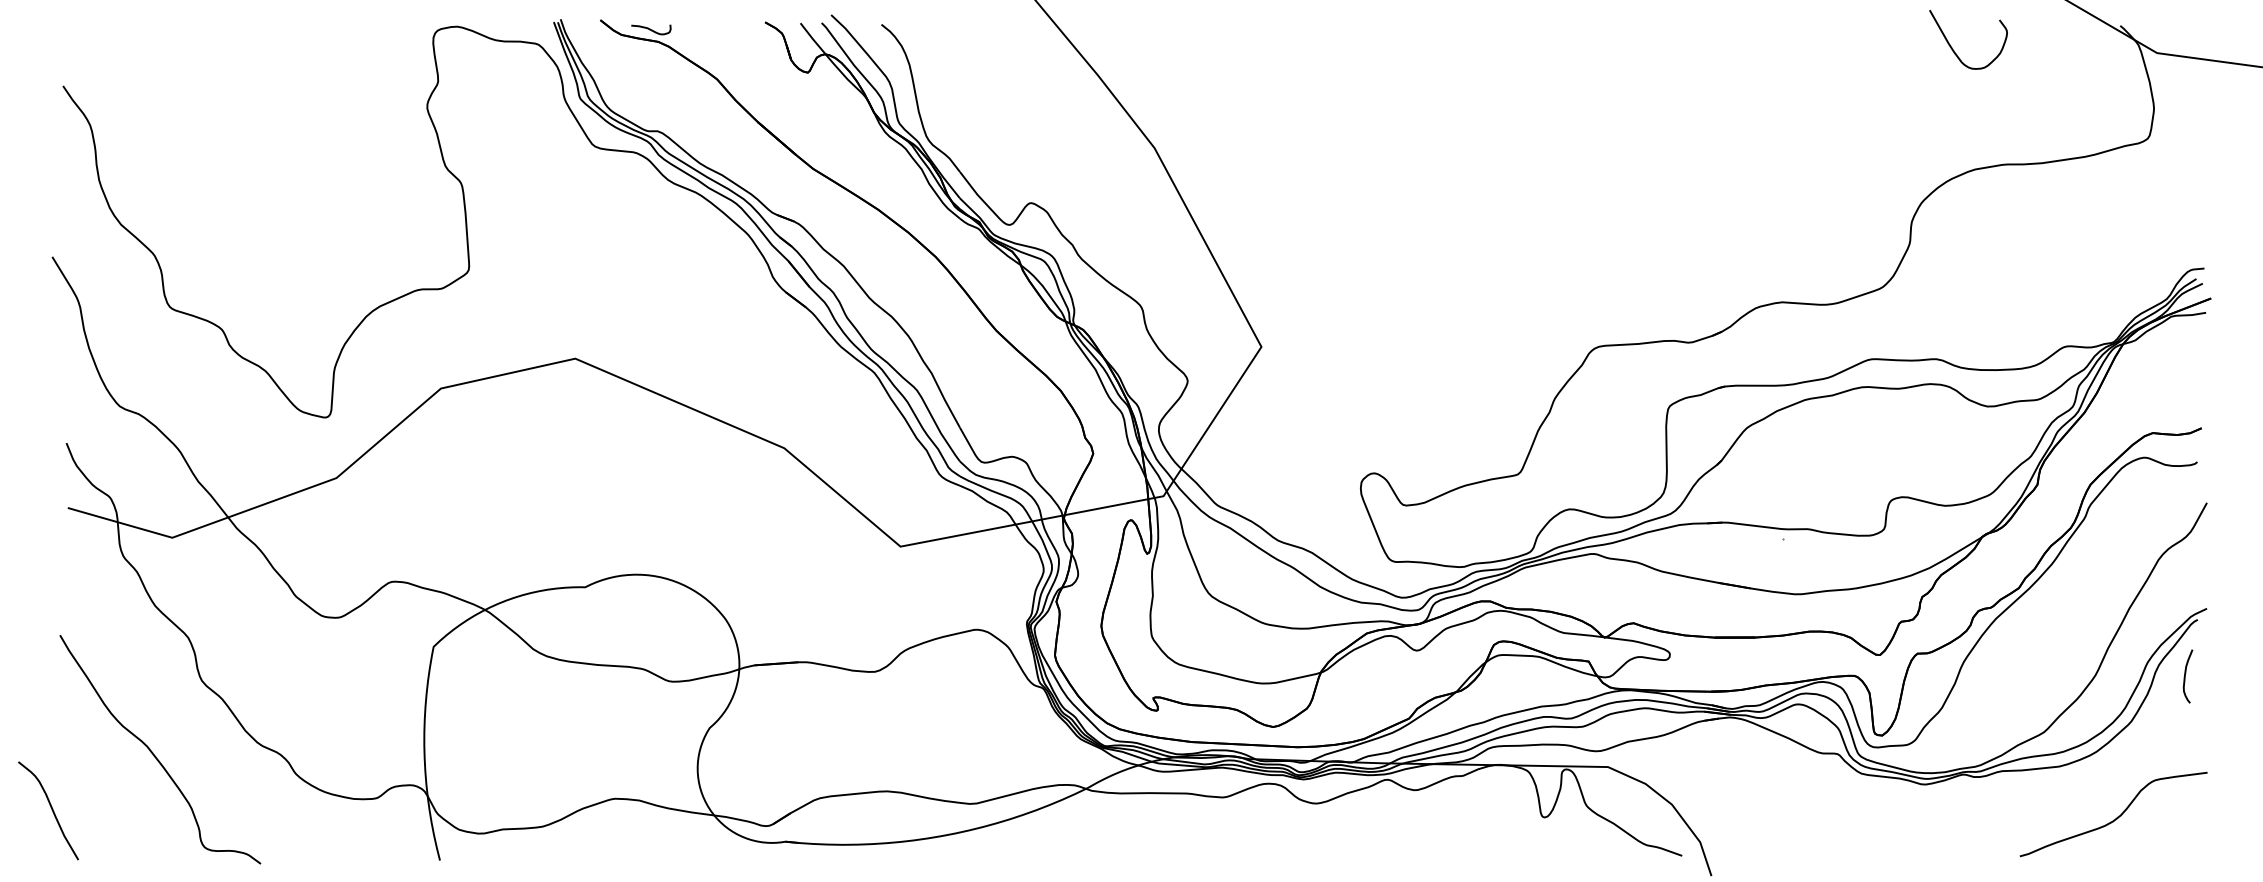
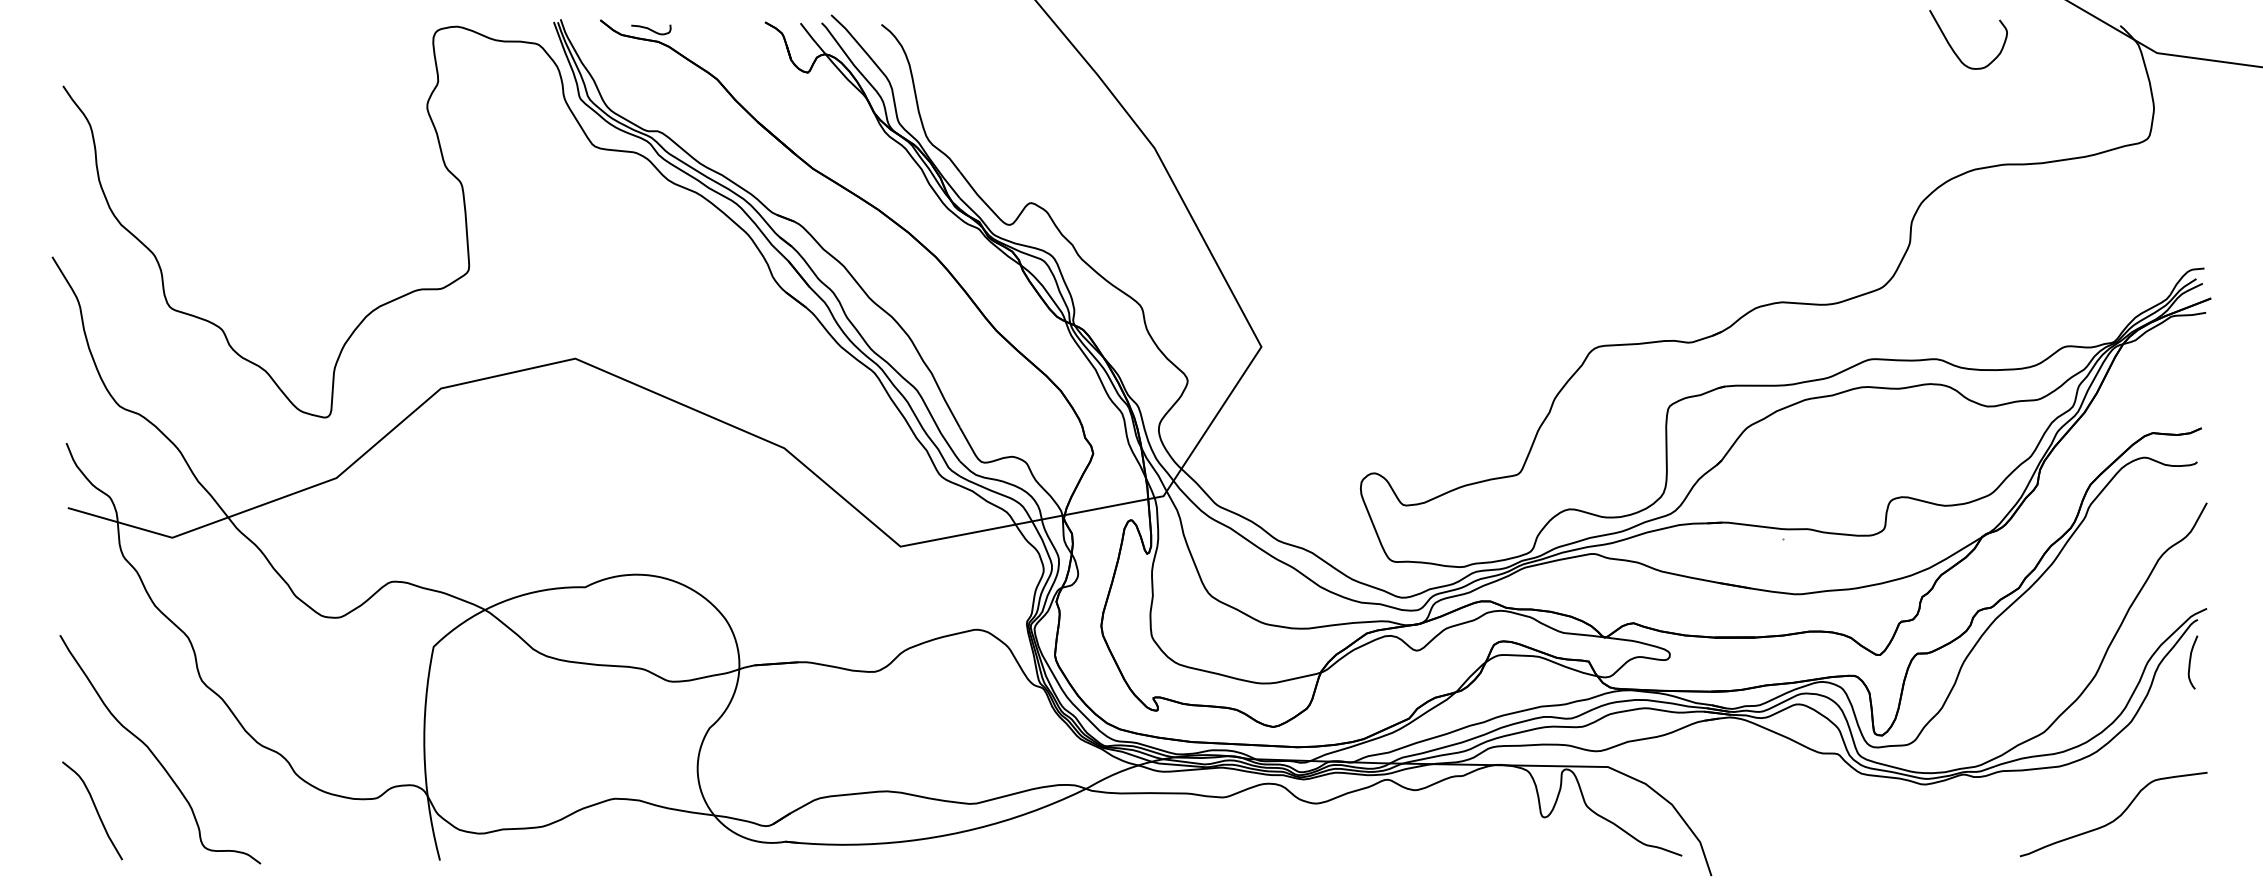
curve position: (2185, 676) -> (2190, 662) (2190, 662)
curve position: (51, 810) -> (95, 810) (95, 810)
